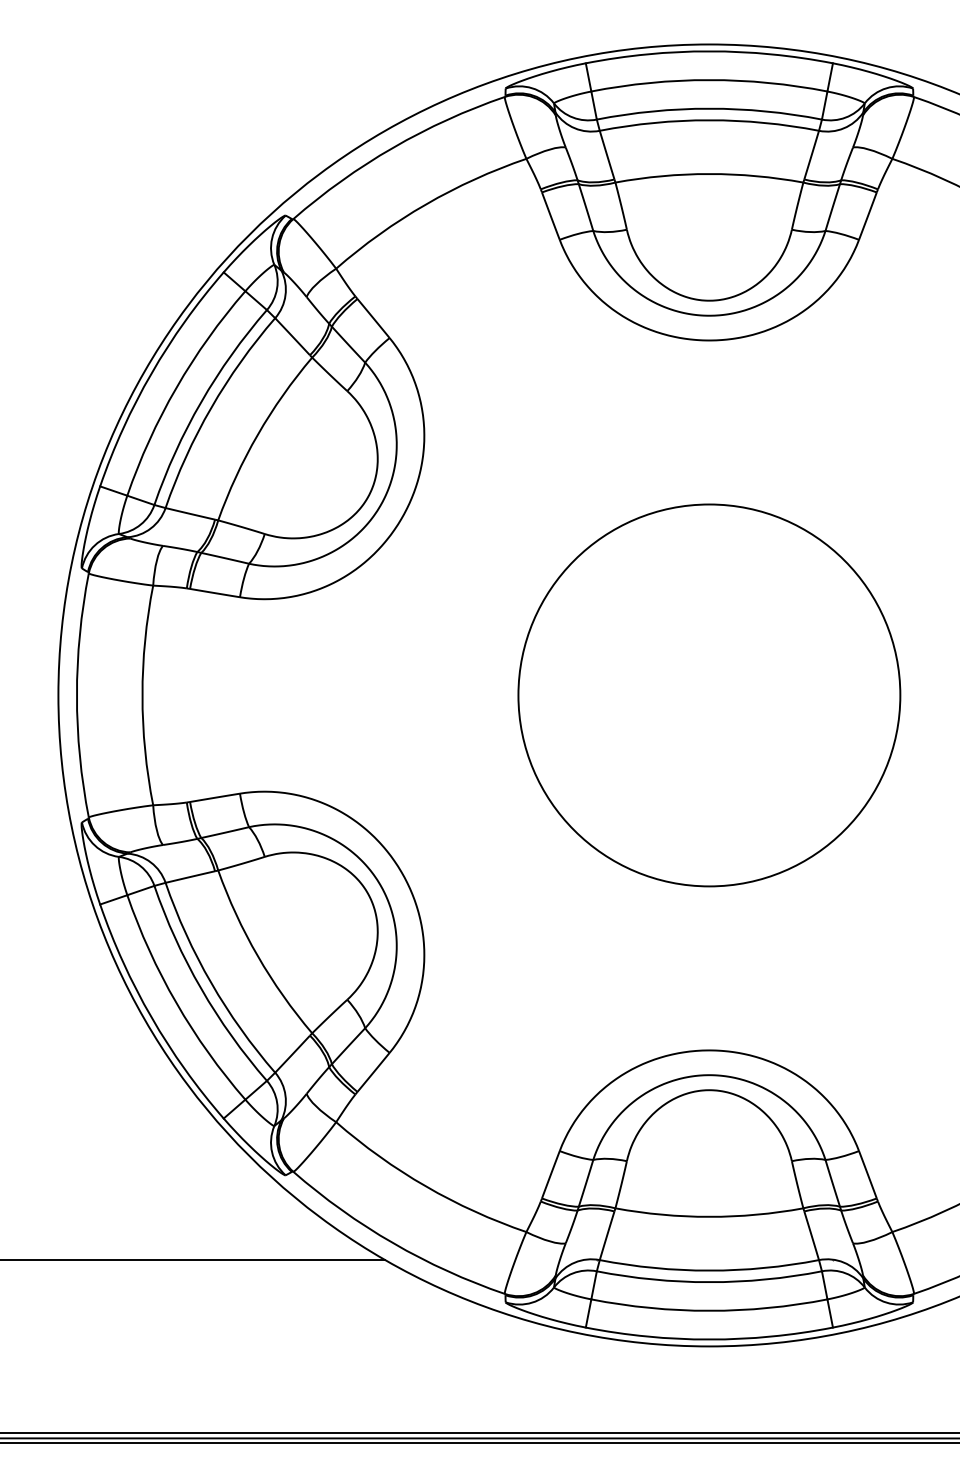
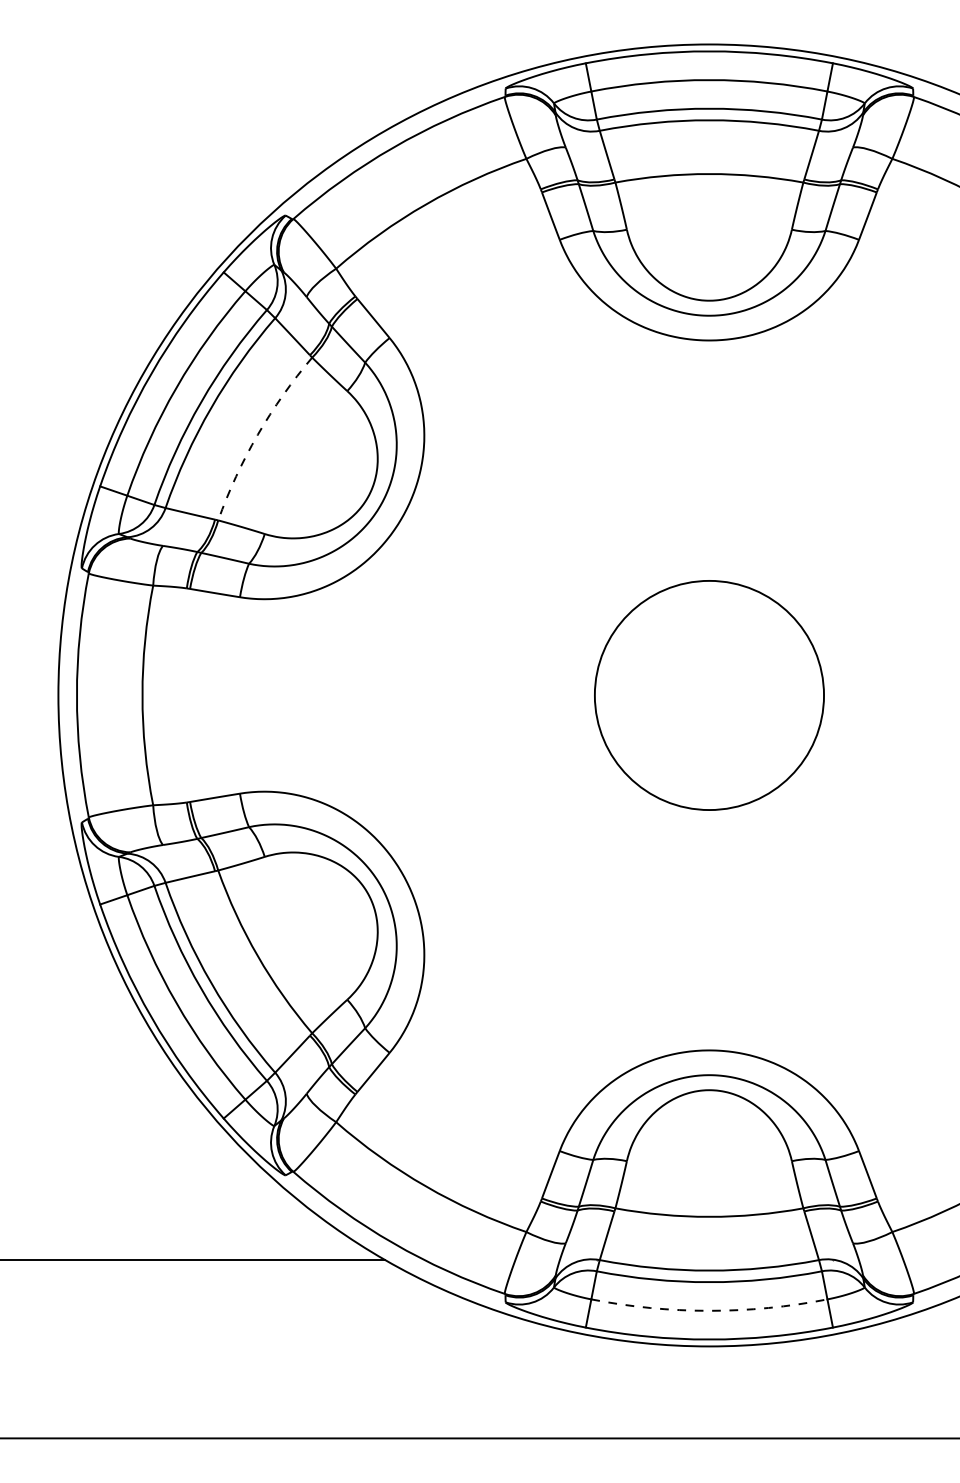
arc: solid -> dashed (257, 434)
circle size: 385x385 px -> 231x231 px (709, 695)
arc: solid -> dashed (709, 1310)
line: present -> none (479, 1433)
line: present -> none (479, 1443)
